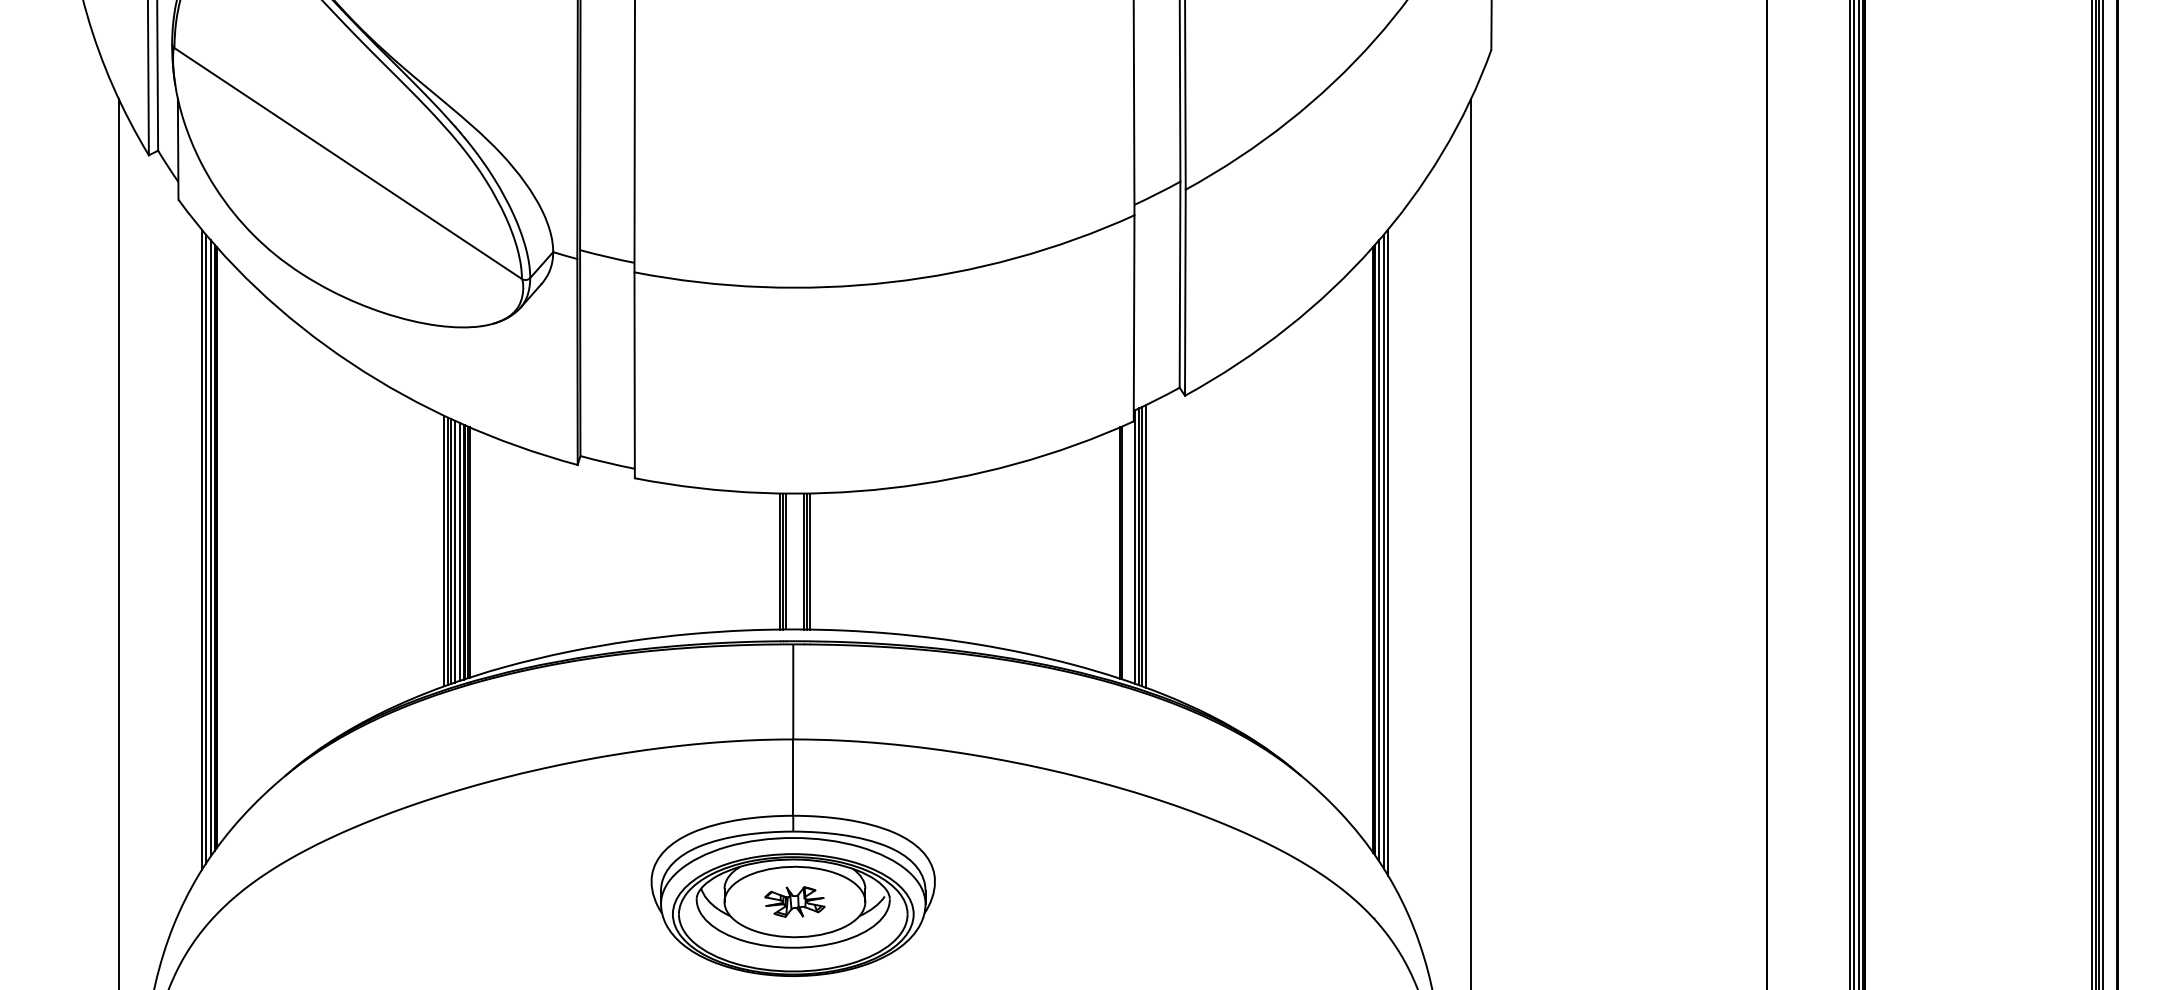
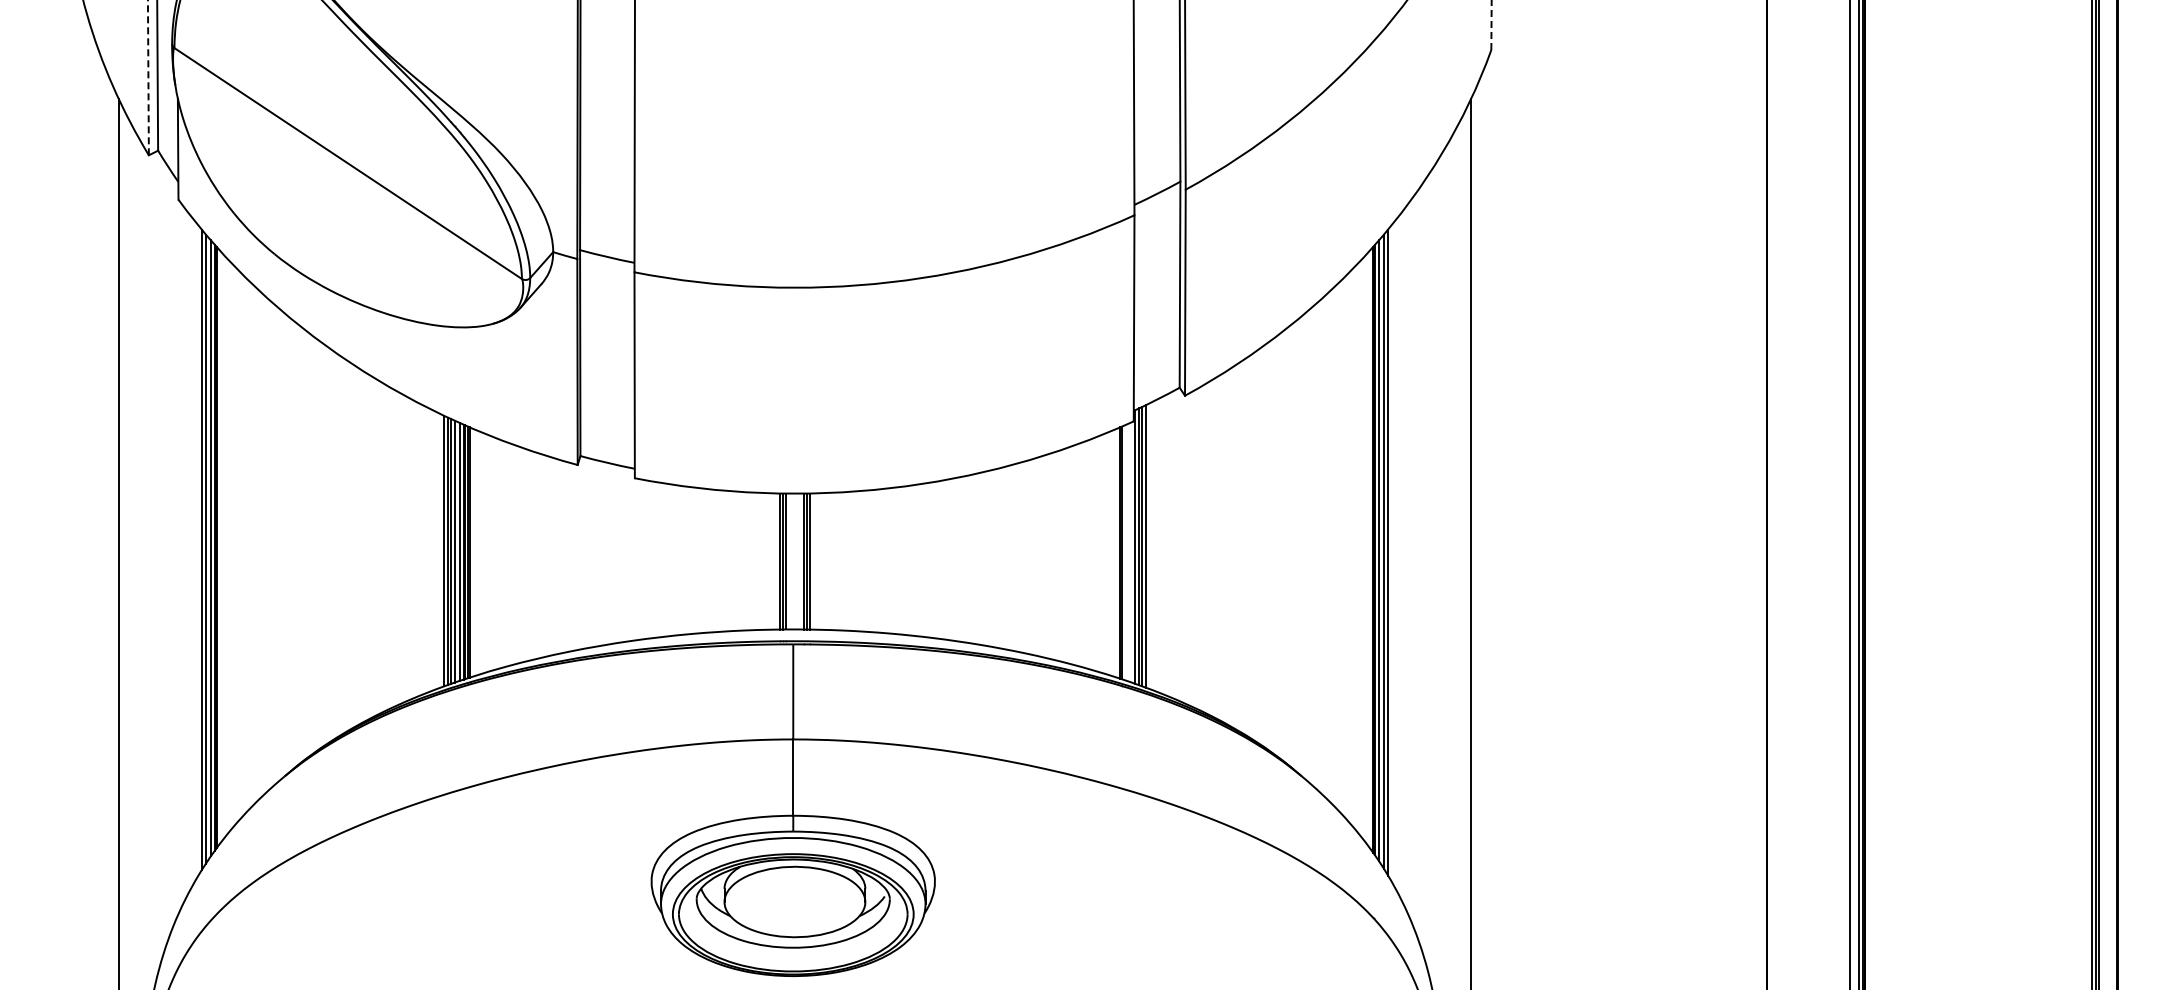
line: solid -> dashed (1491, 25)
line: solid -> dashed (148, 77)
line: present -> none (1854, 494)
line: present -> none (2103, 494)
part: present -> none (794, 901)
